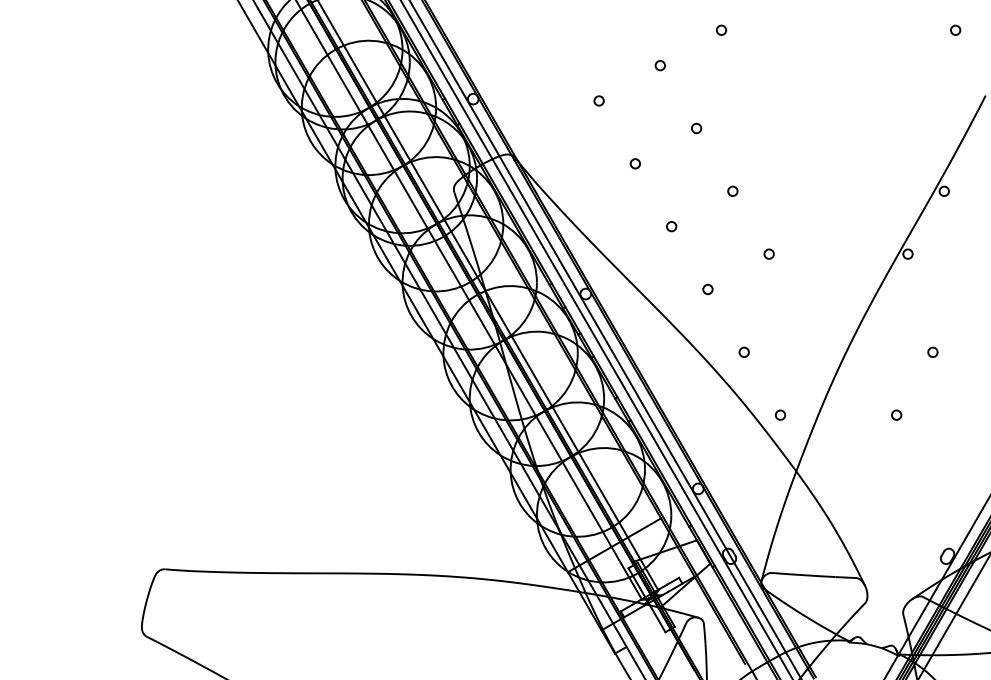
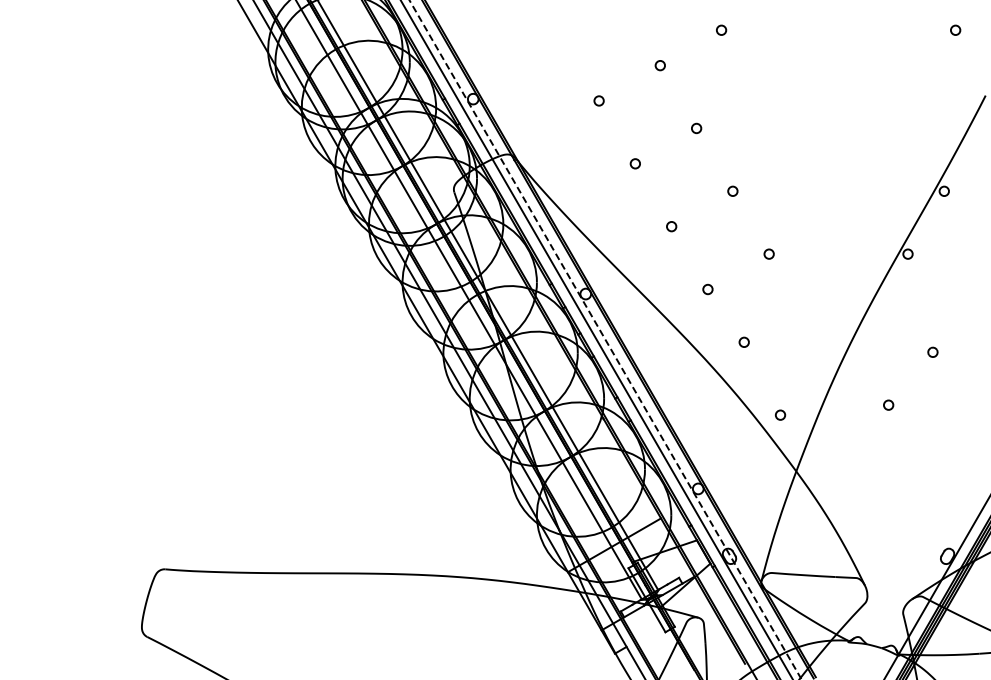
line: solid -> dashed (605, 340)
circle position: (743, 351) -> (743, 341) (743, 341)
circle position: (896, 414) -> (888, 404) (888, 404)
line: present -> none (953, 617)
